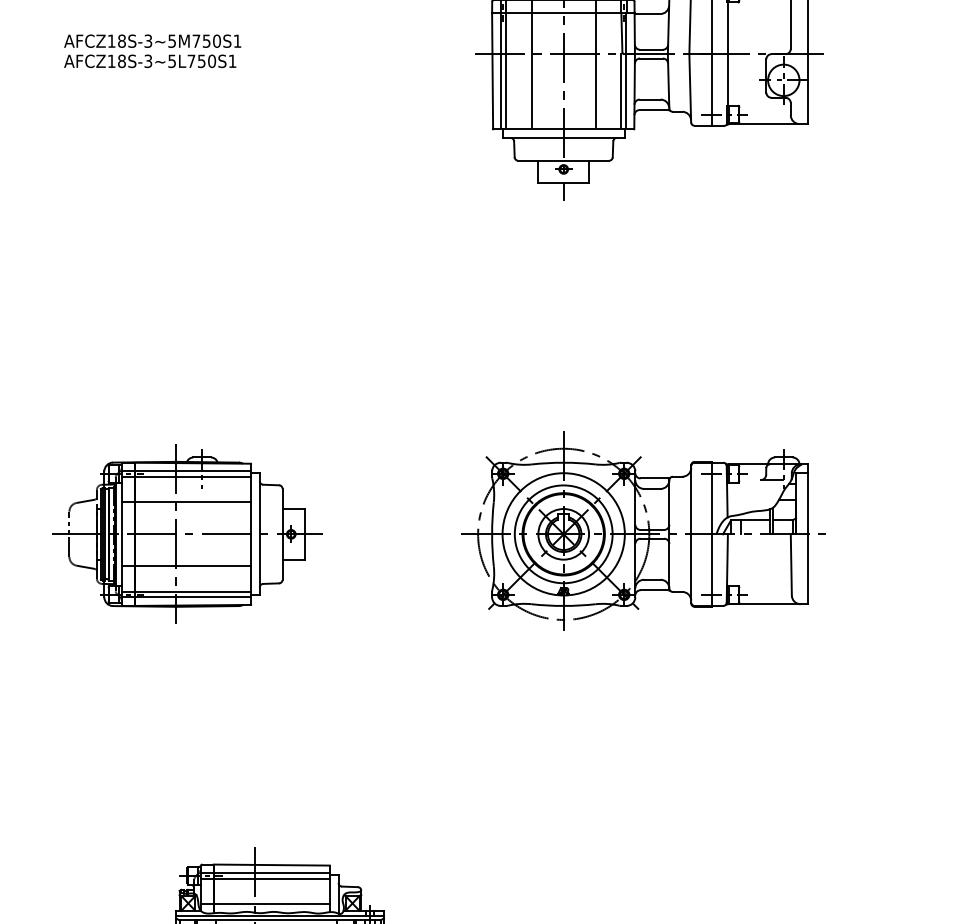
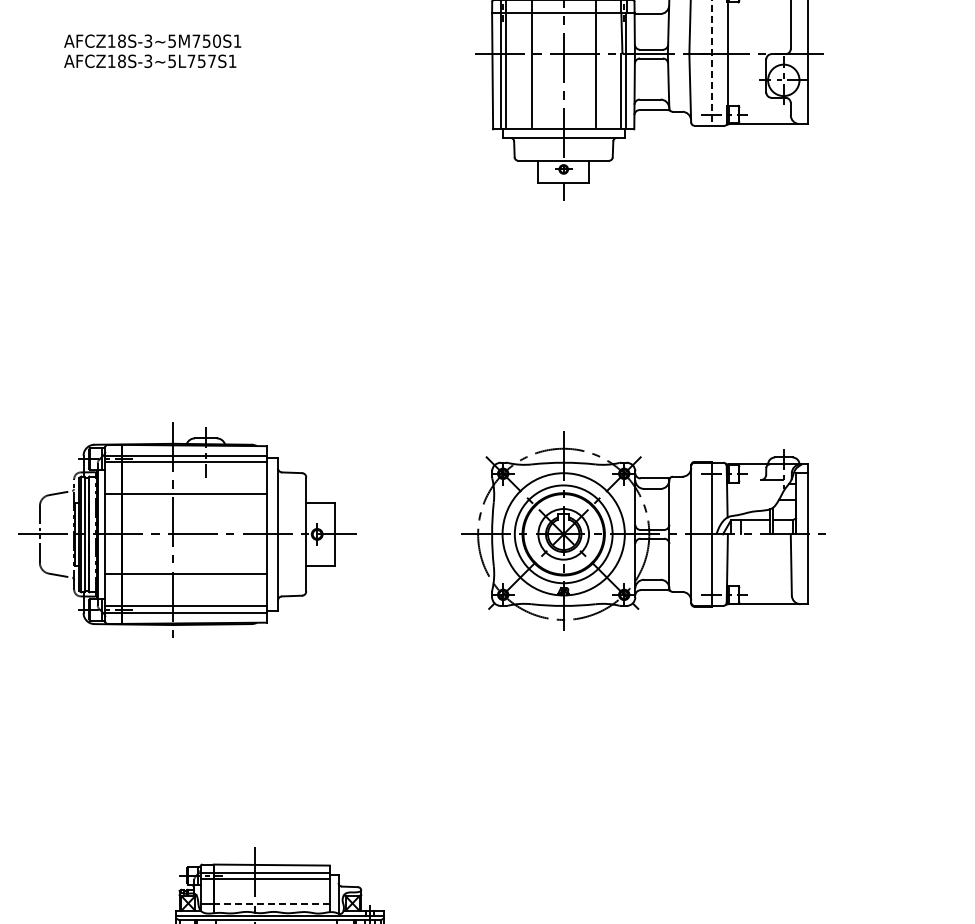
text: AFCZ18S-3~5L750S1 -> AFCZ18S-3~5L757S1 (212, 60)
line: solid -> dashed (712, 63)
part size: 271x180 px -> 339x216 px (187, 529)
line: solid -> dashed (271, 904)
